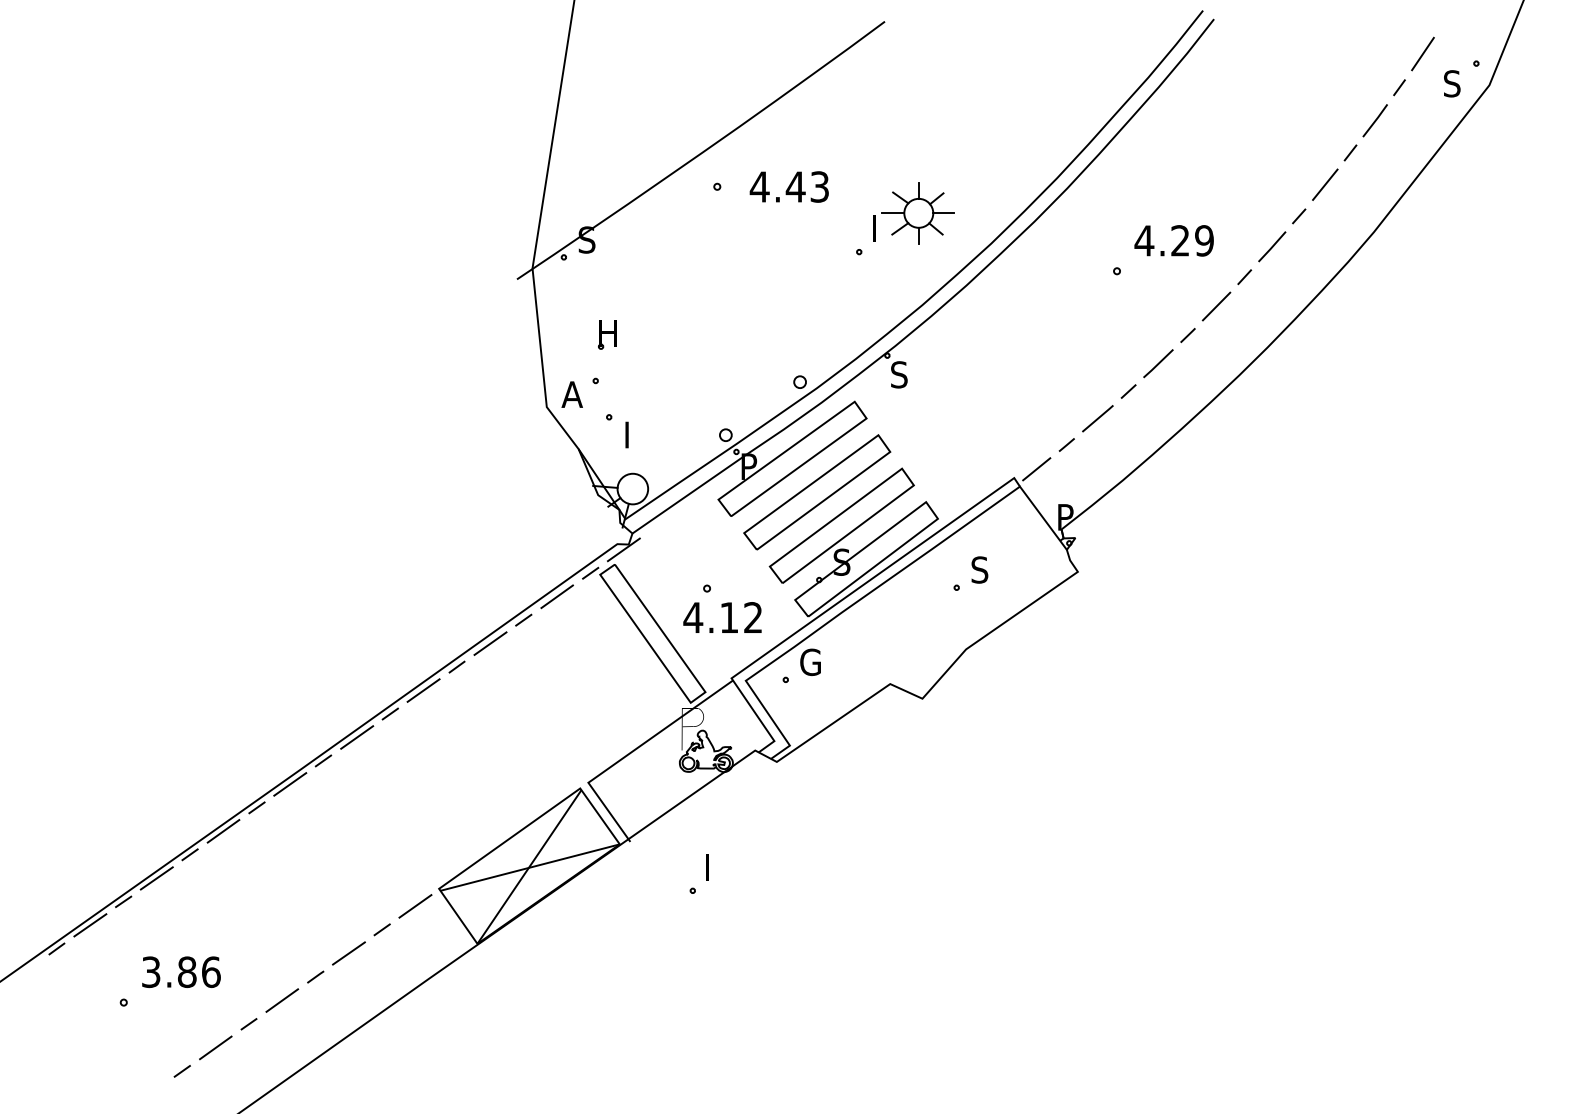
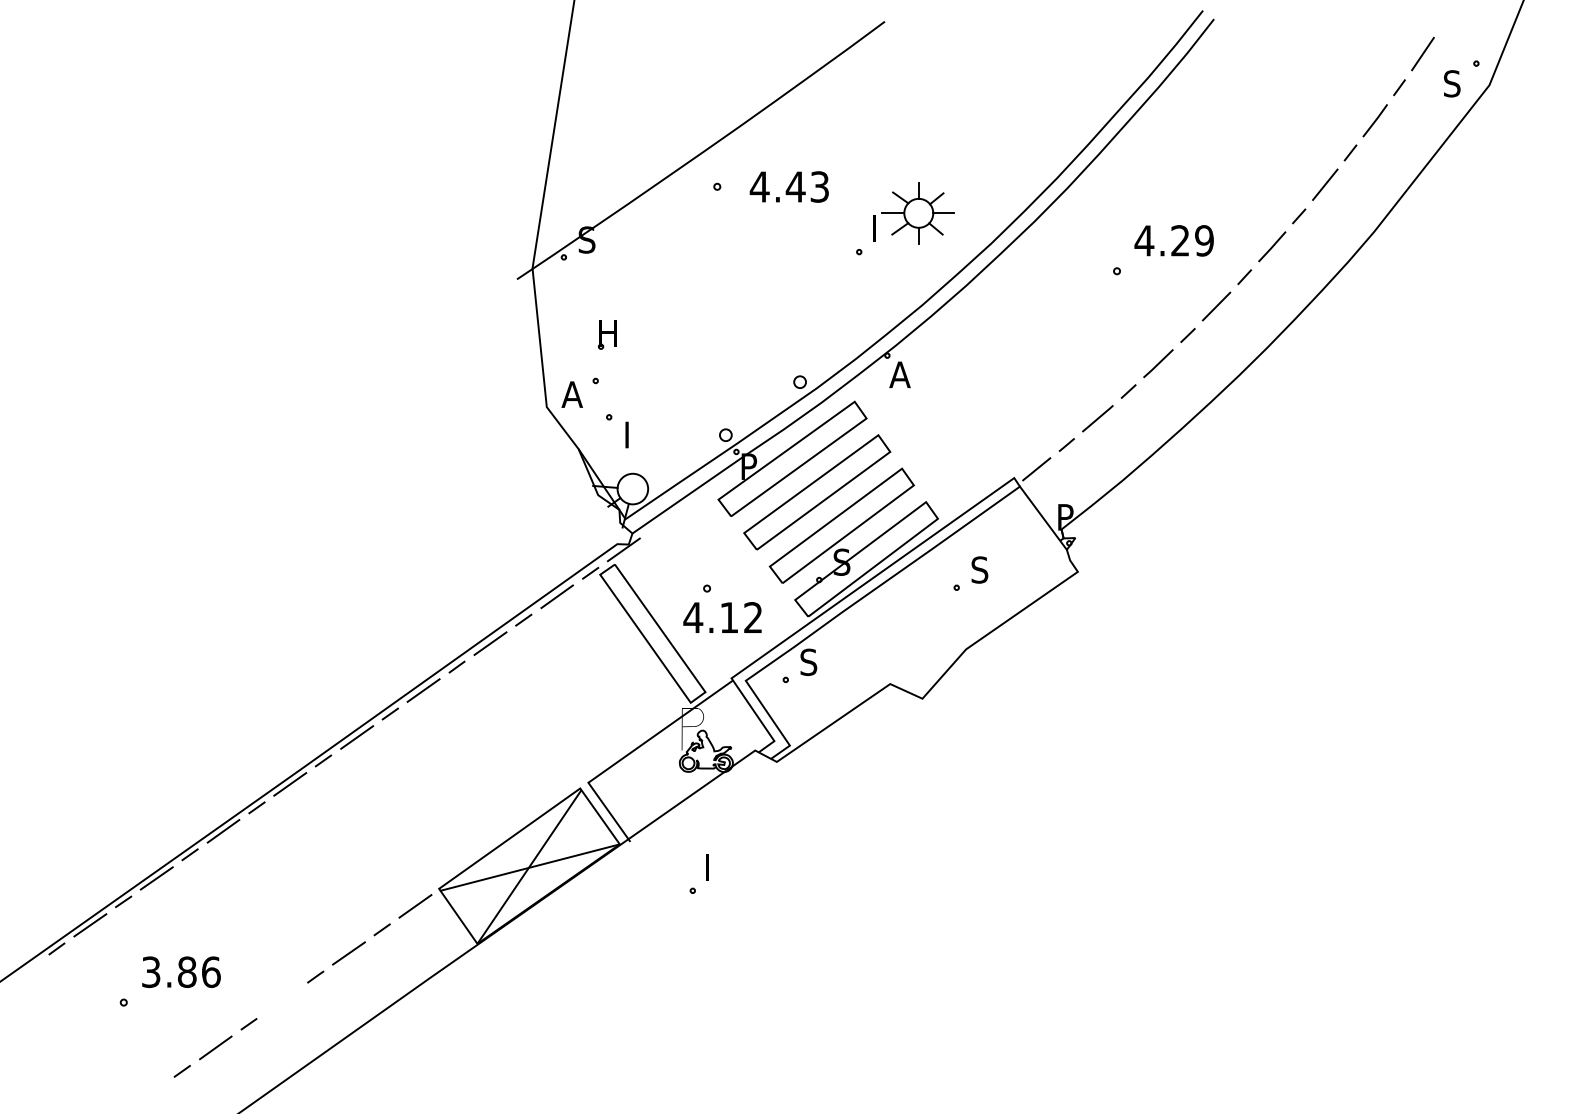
text: S -> A (899, 374)
text: G -> S (810, 662)
line: present -> none (282, 1000)
